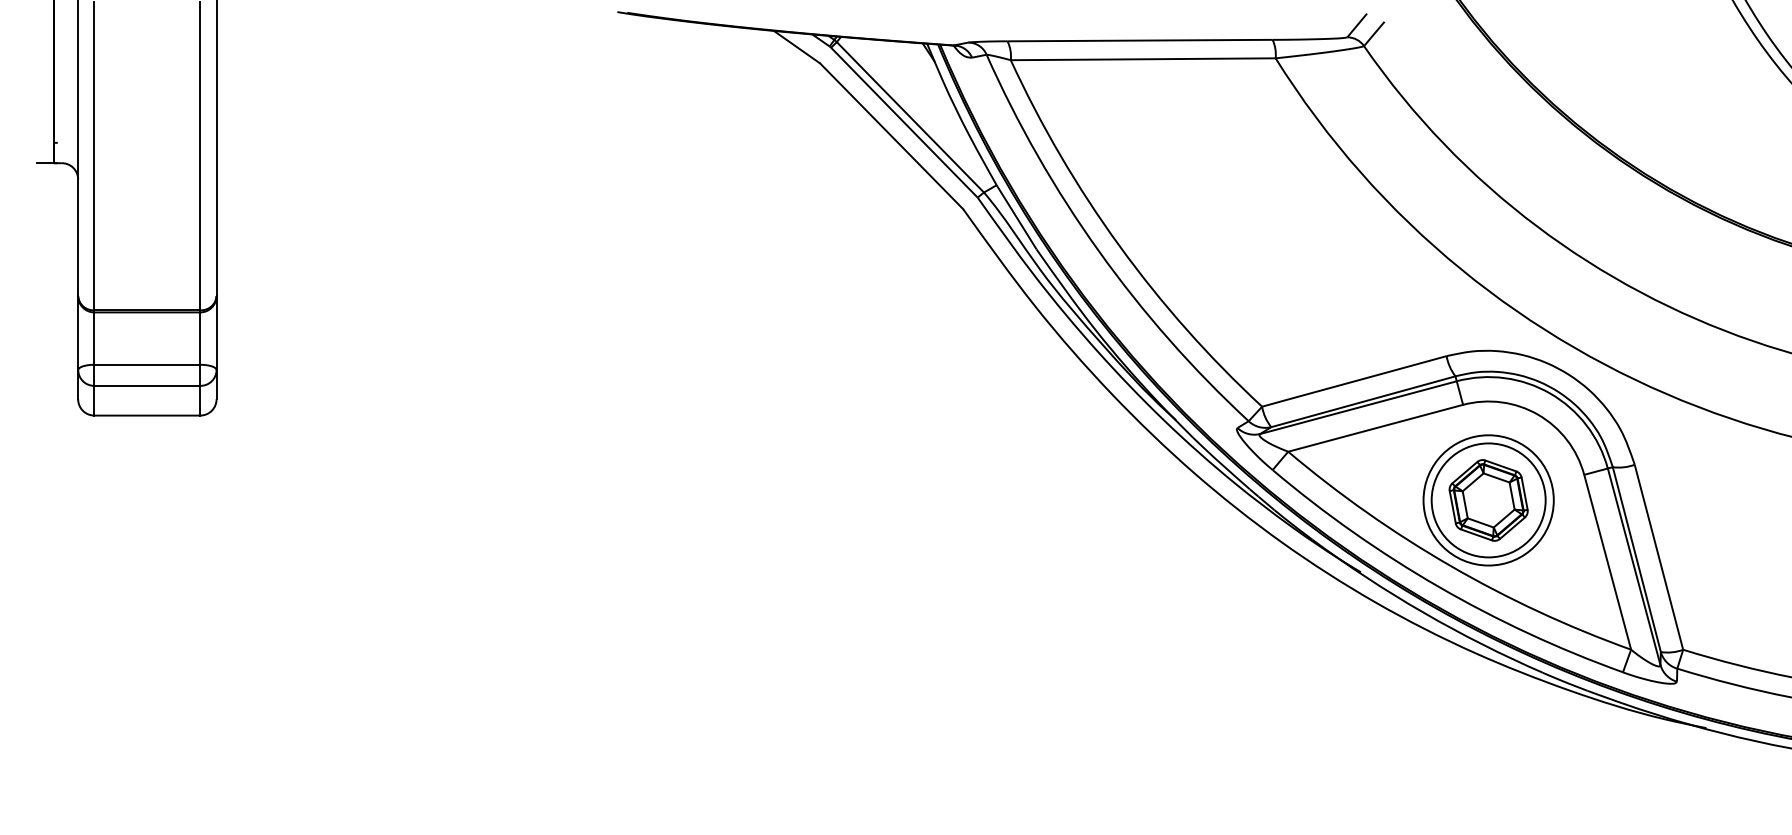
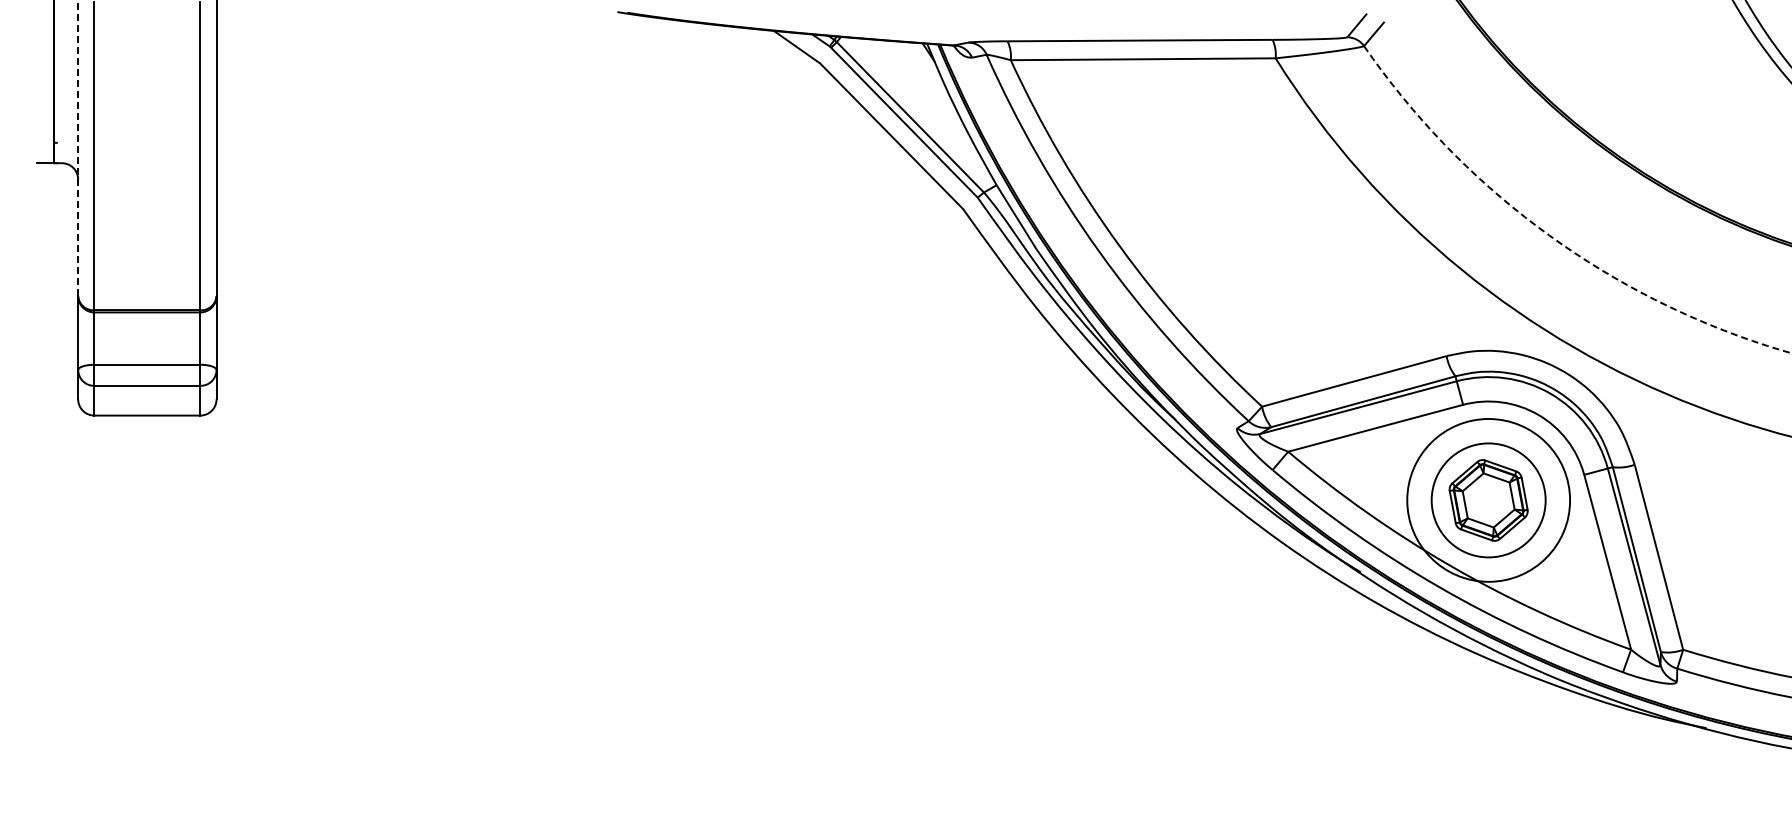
line: solid -> dashed (78, 147)
arc: solid -> dashed (1553, 238)
circle diameter: 130 px -> 163 px (1488, 500)
